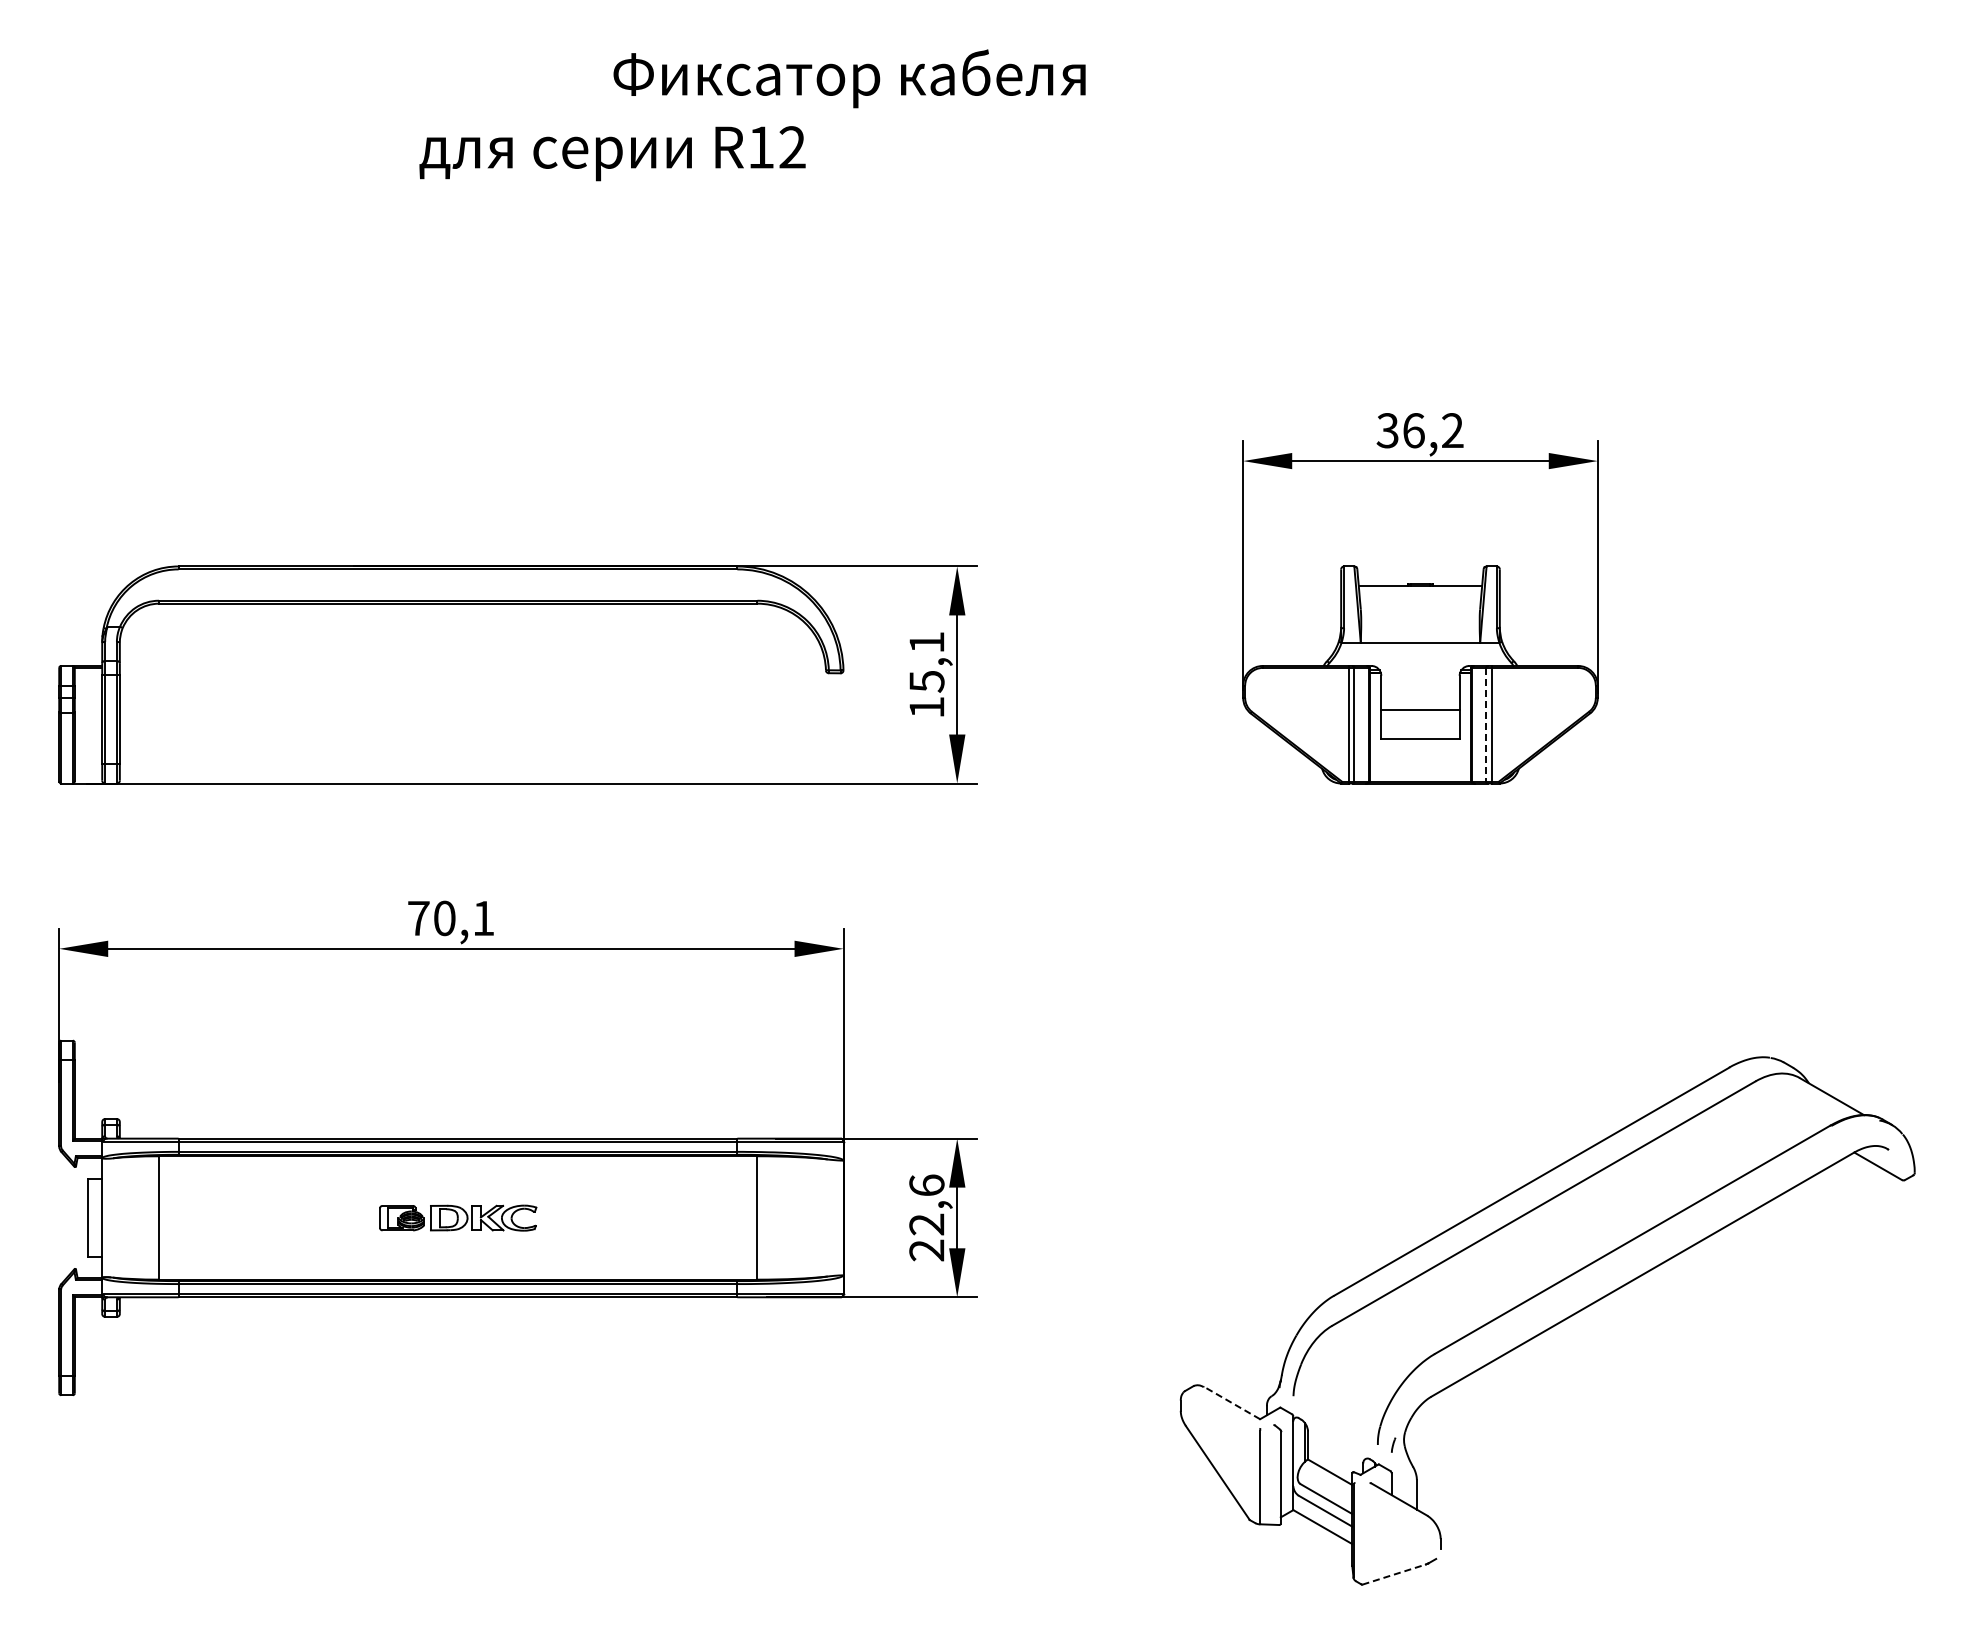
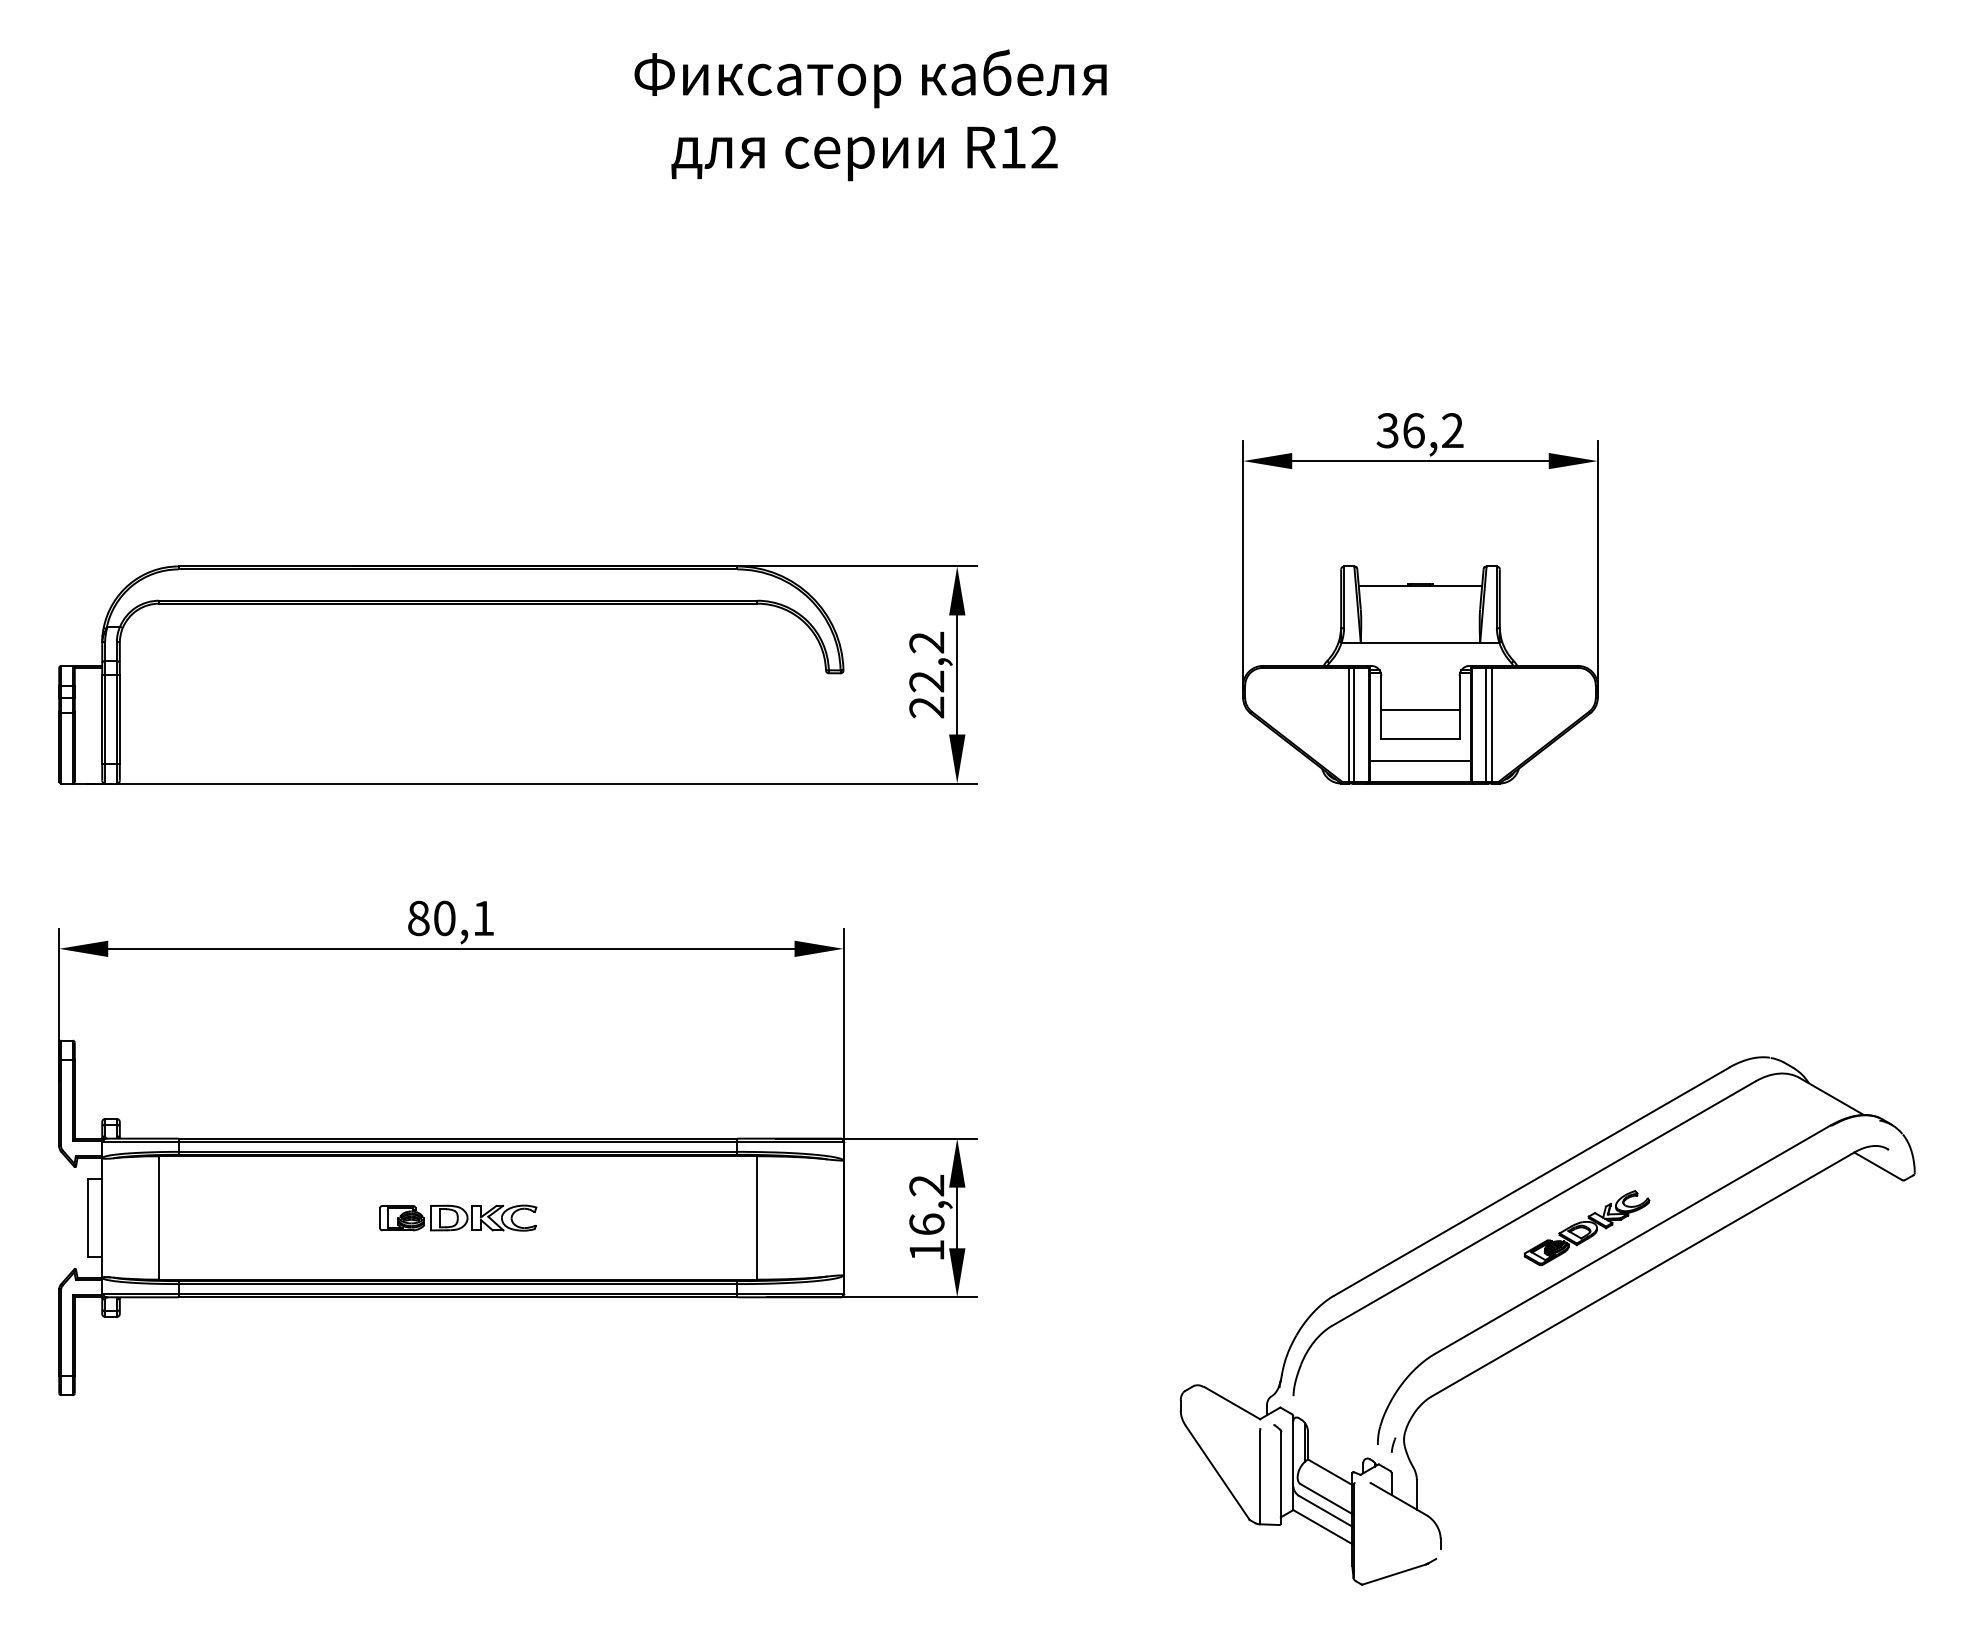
text position: (849, 78) -> (870, 78) (870, 78)
text position: (612, 153) -> (864, 153) (864, 153)
text: 15,1 -> 22,2 (926, 674)
line: dashed -> solid (1486, 724)
line: none -> present (1420, 760)
text: 70,1 -> 80,1 (418, 918)
text: 22,6 -> 16,2 (926, 1217)
part: none -> present (1586, 1228)
line: dashed -> solid (1231, 1402)
line: dashed -> solid (1394, 1574)
